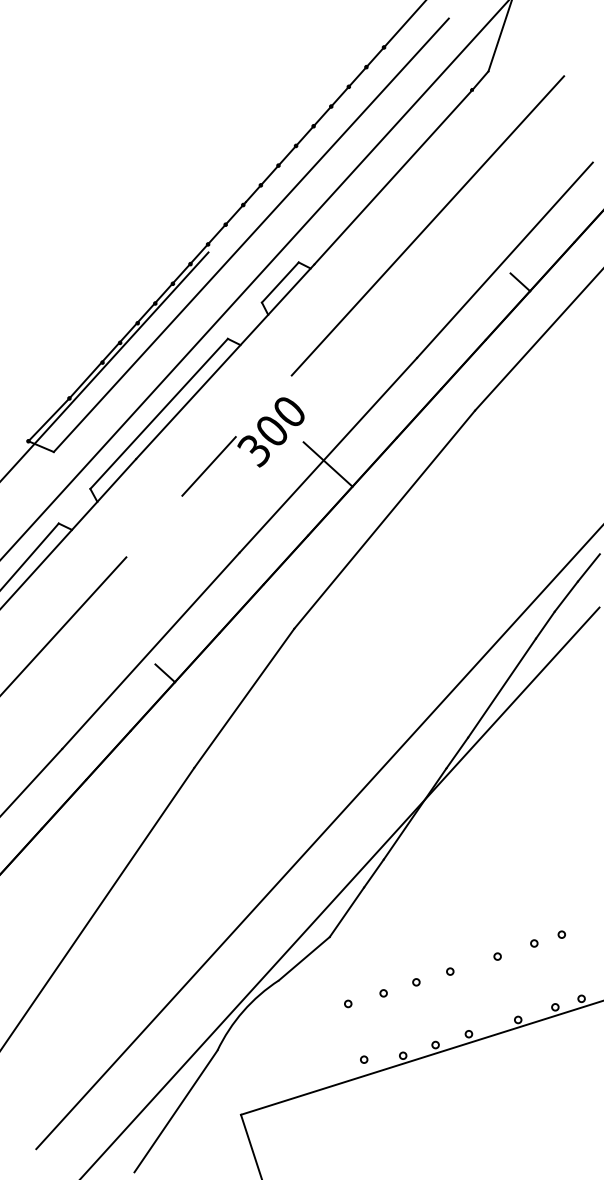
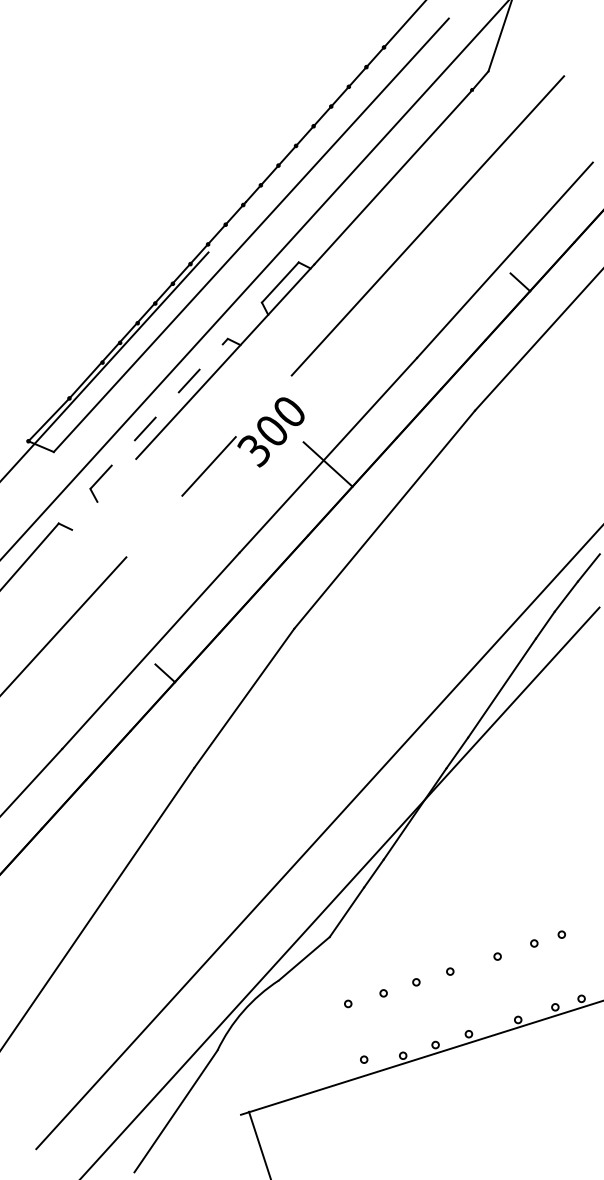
line: solid -> dashed (159, 413)
line: present -> none (69, 532)
line position: (250, 1145) -> (259, 1143) (259, 1143)
